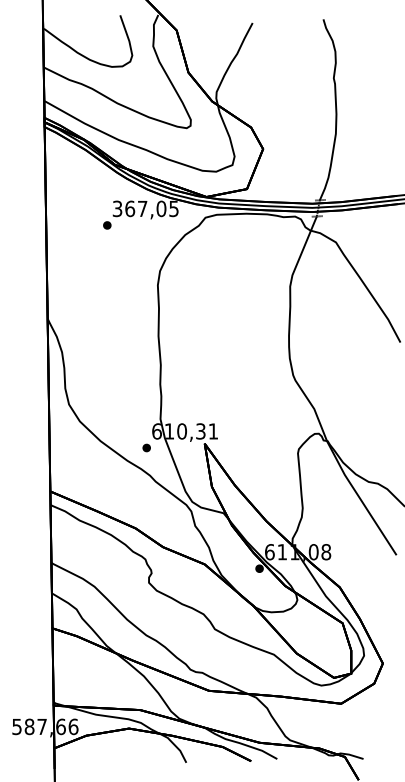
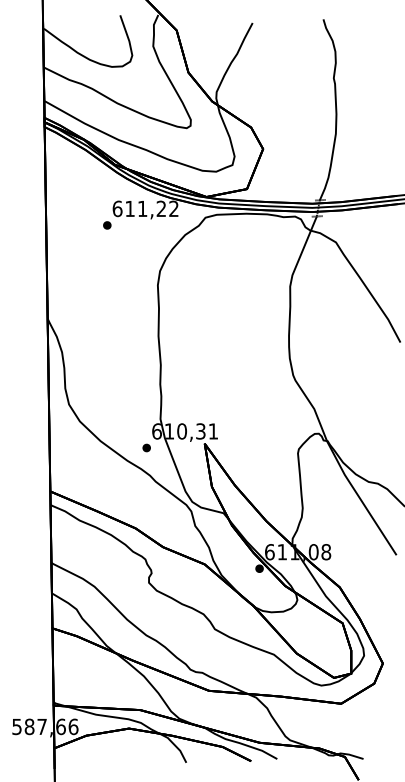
text: 367,05 -> 611,22 (145, 208)
